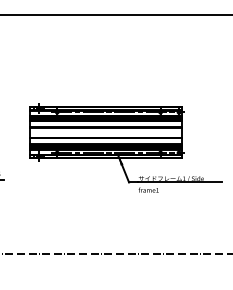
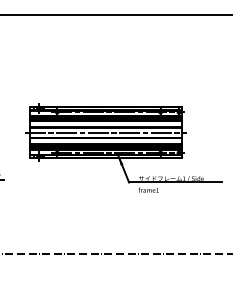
line: none -> present (105, 132)
